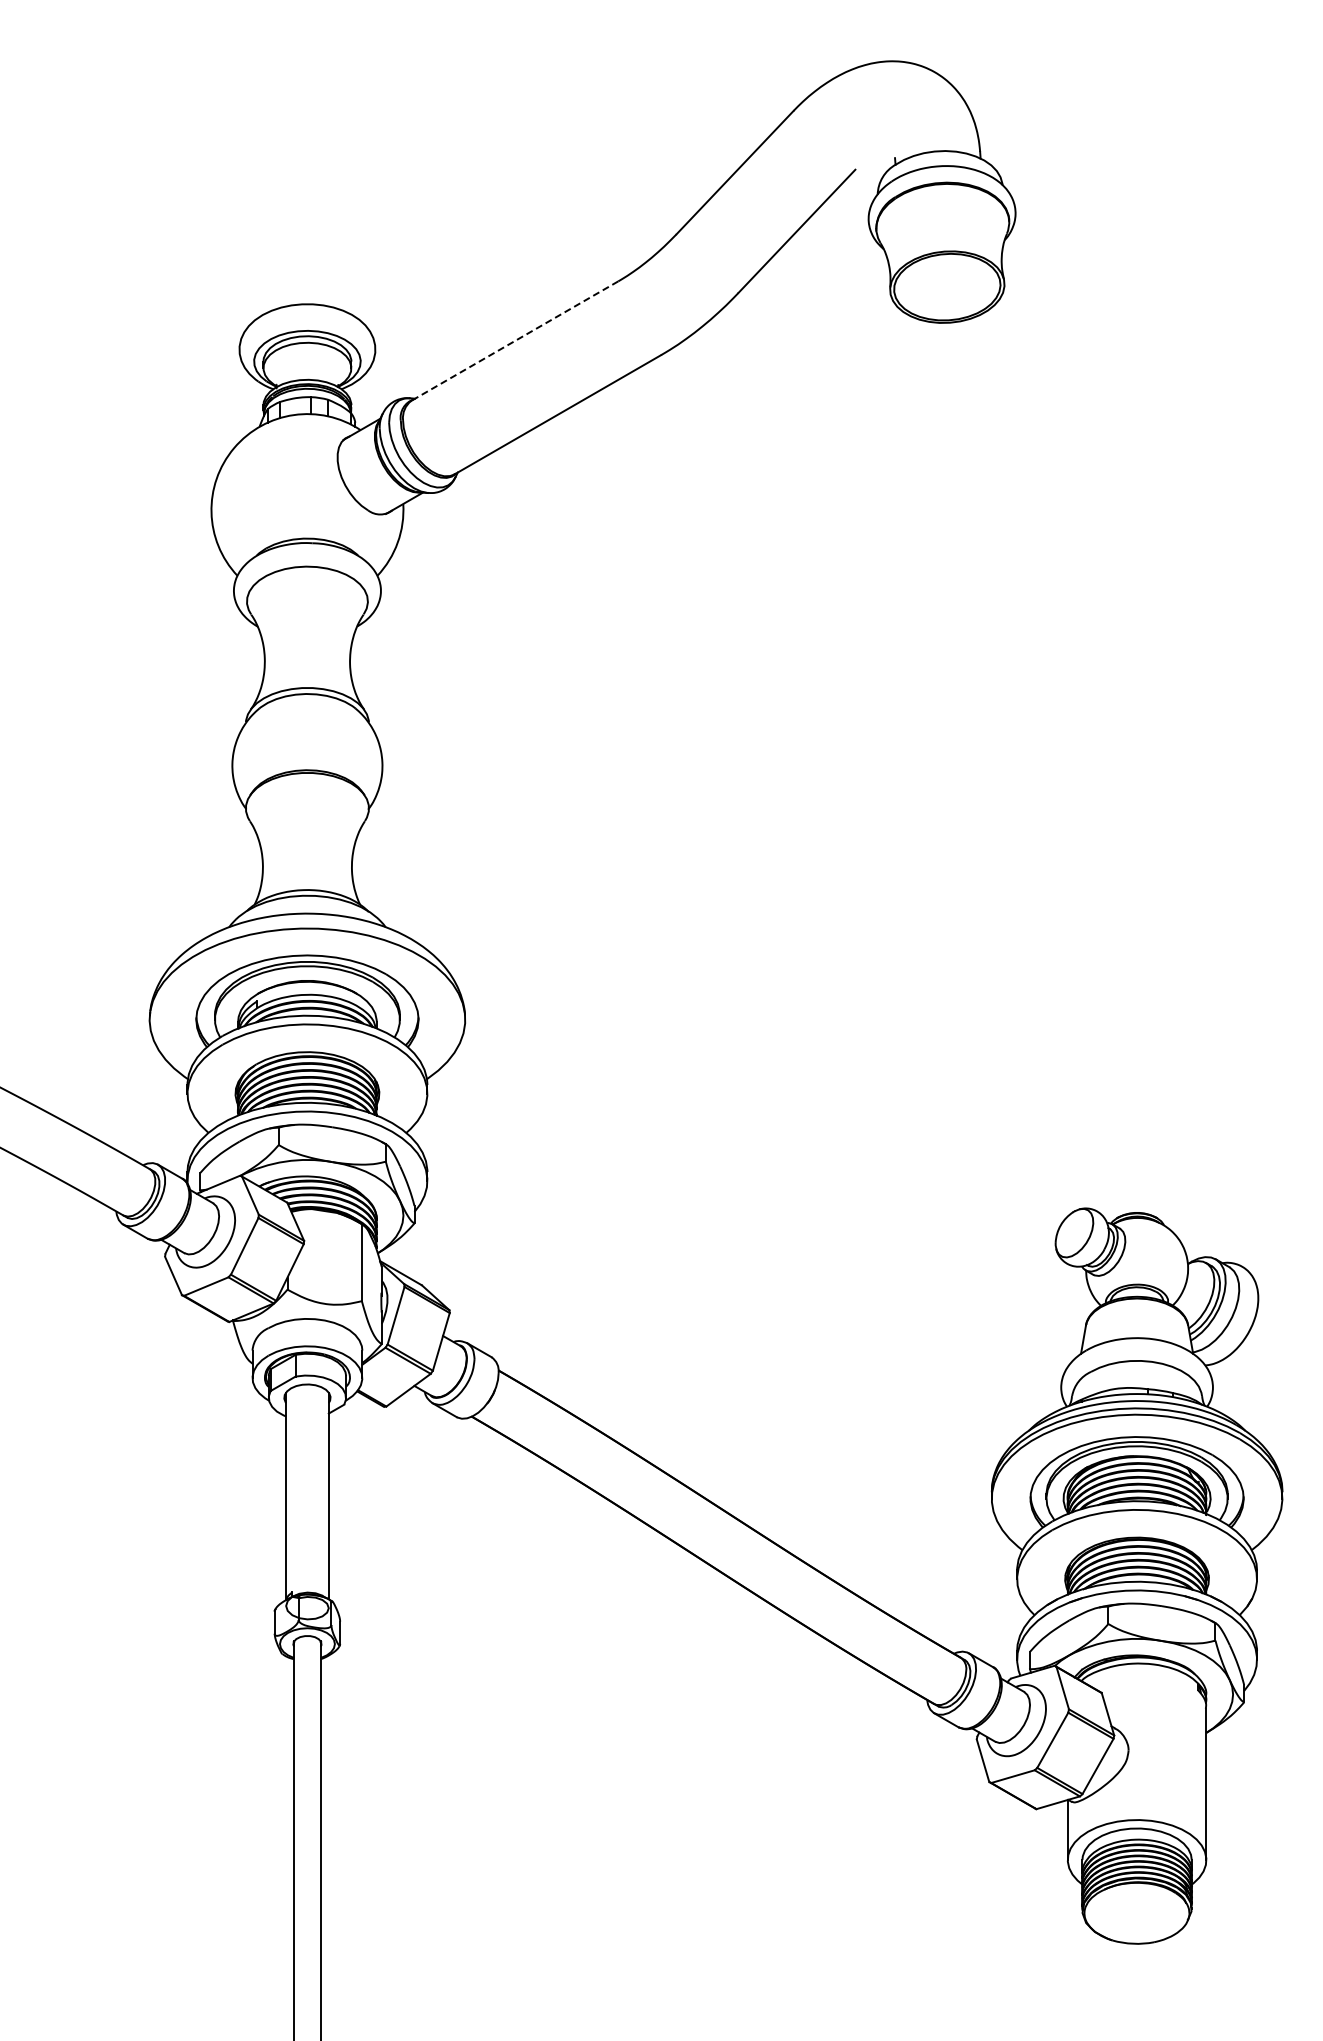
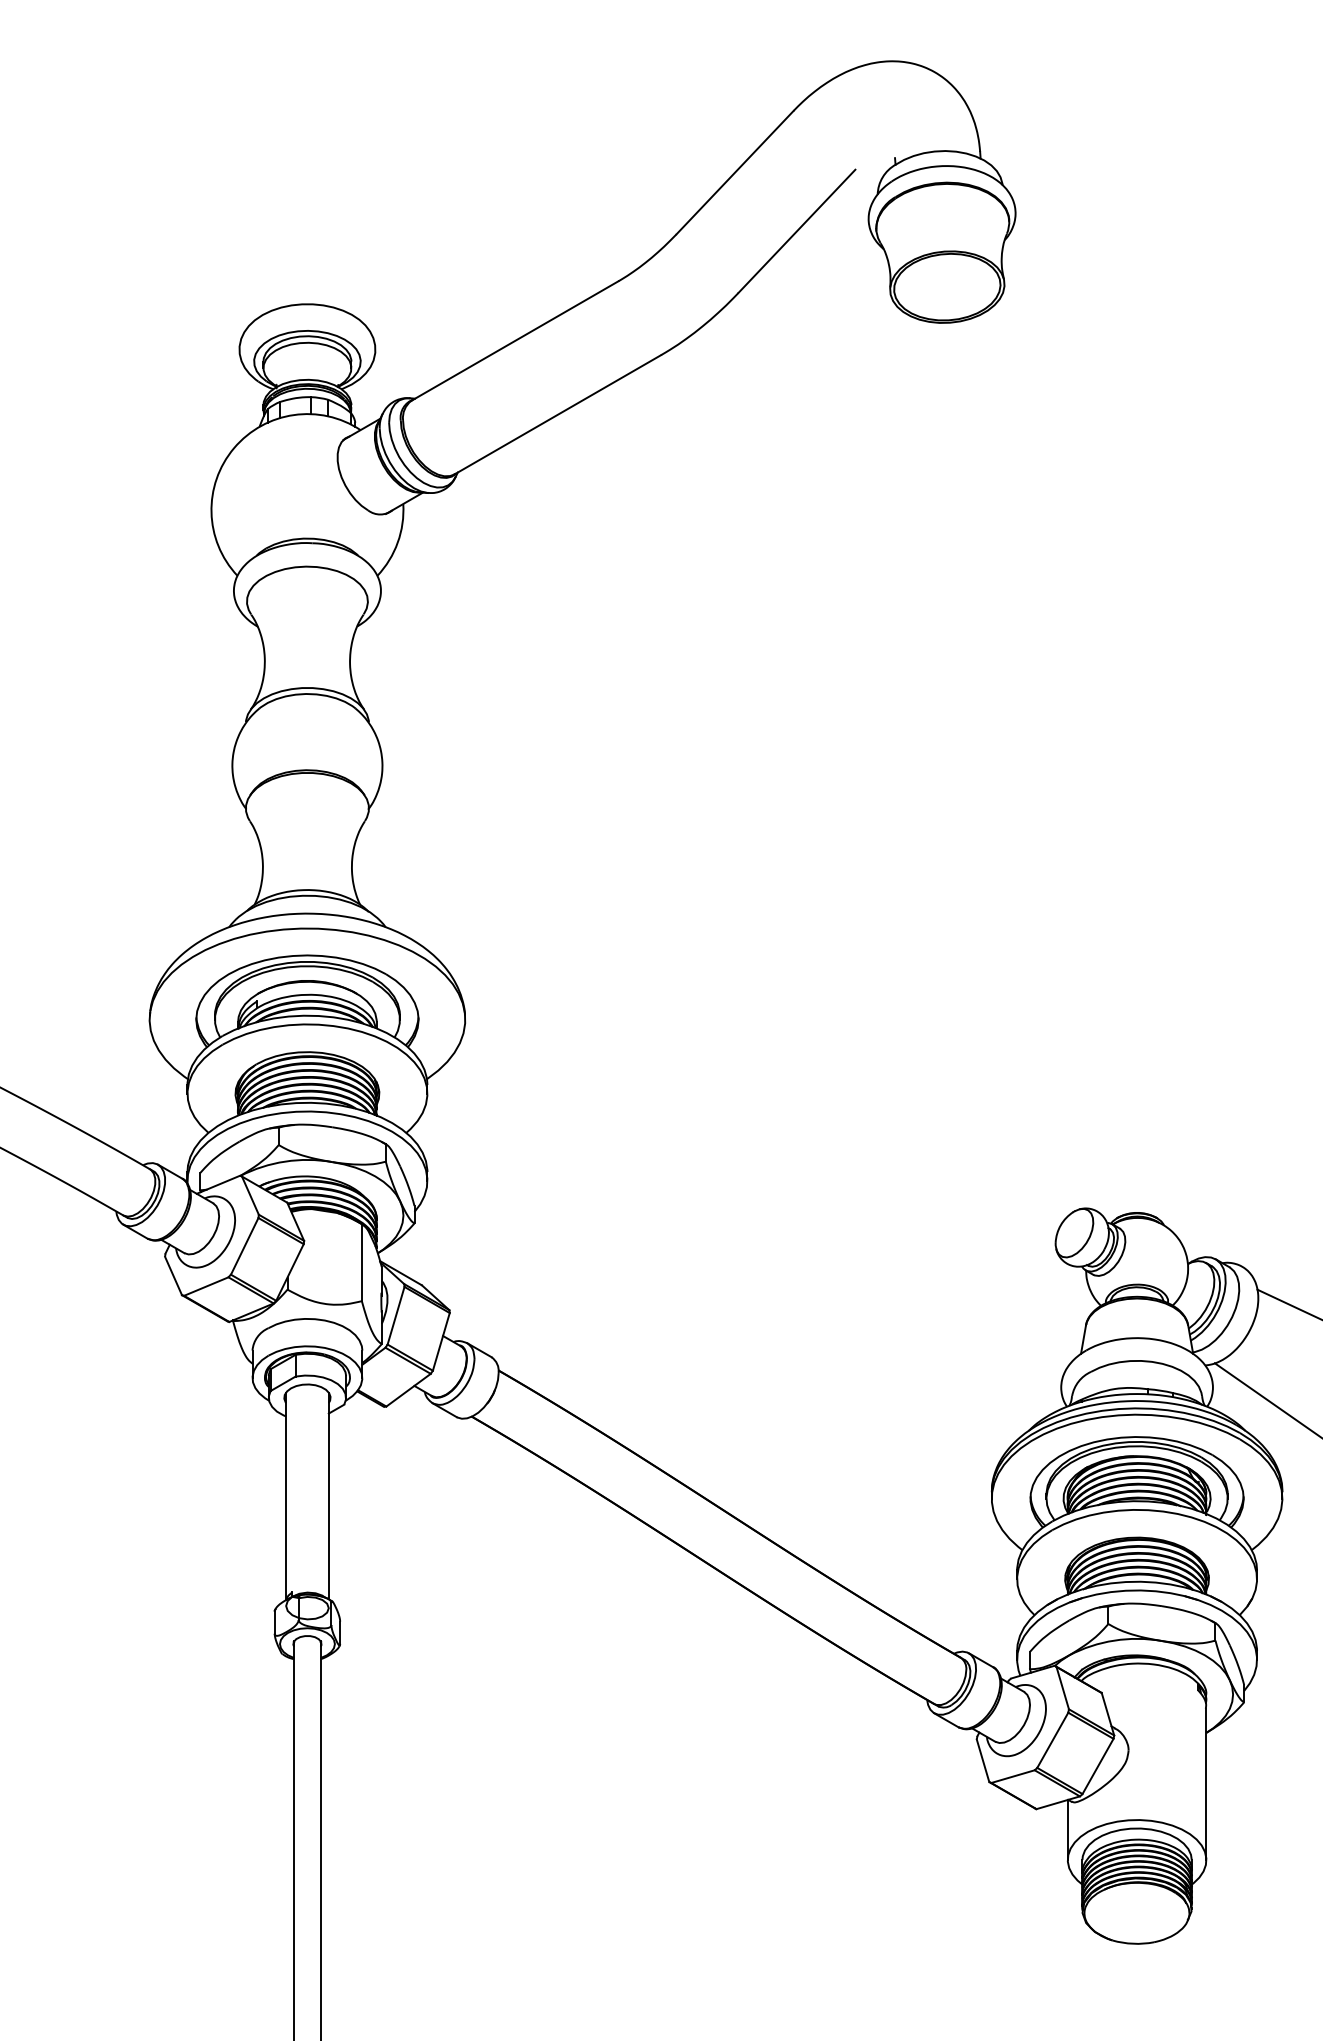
line: dashed -> solid (514, 341)
line: none -> present (1288, 1303)
line: none -> present (1266, 1399)
